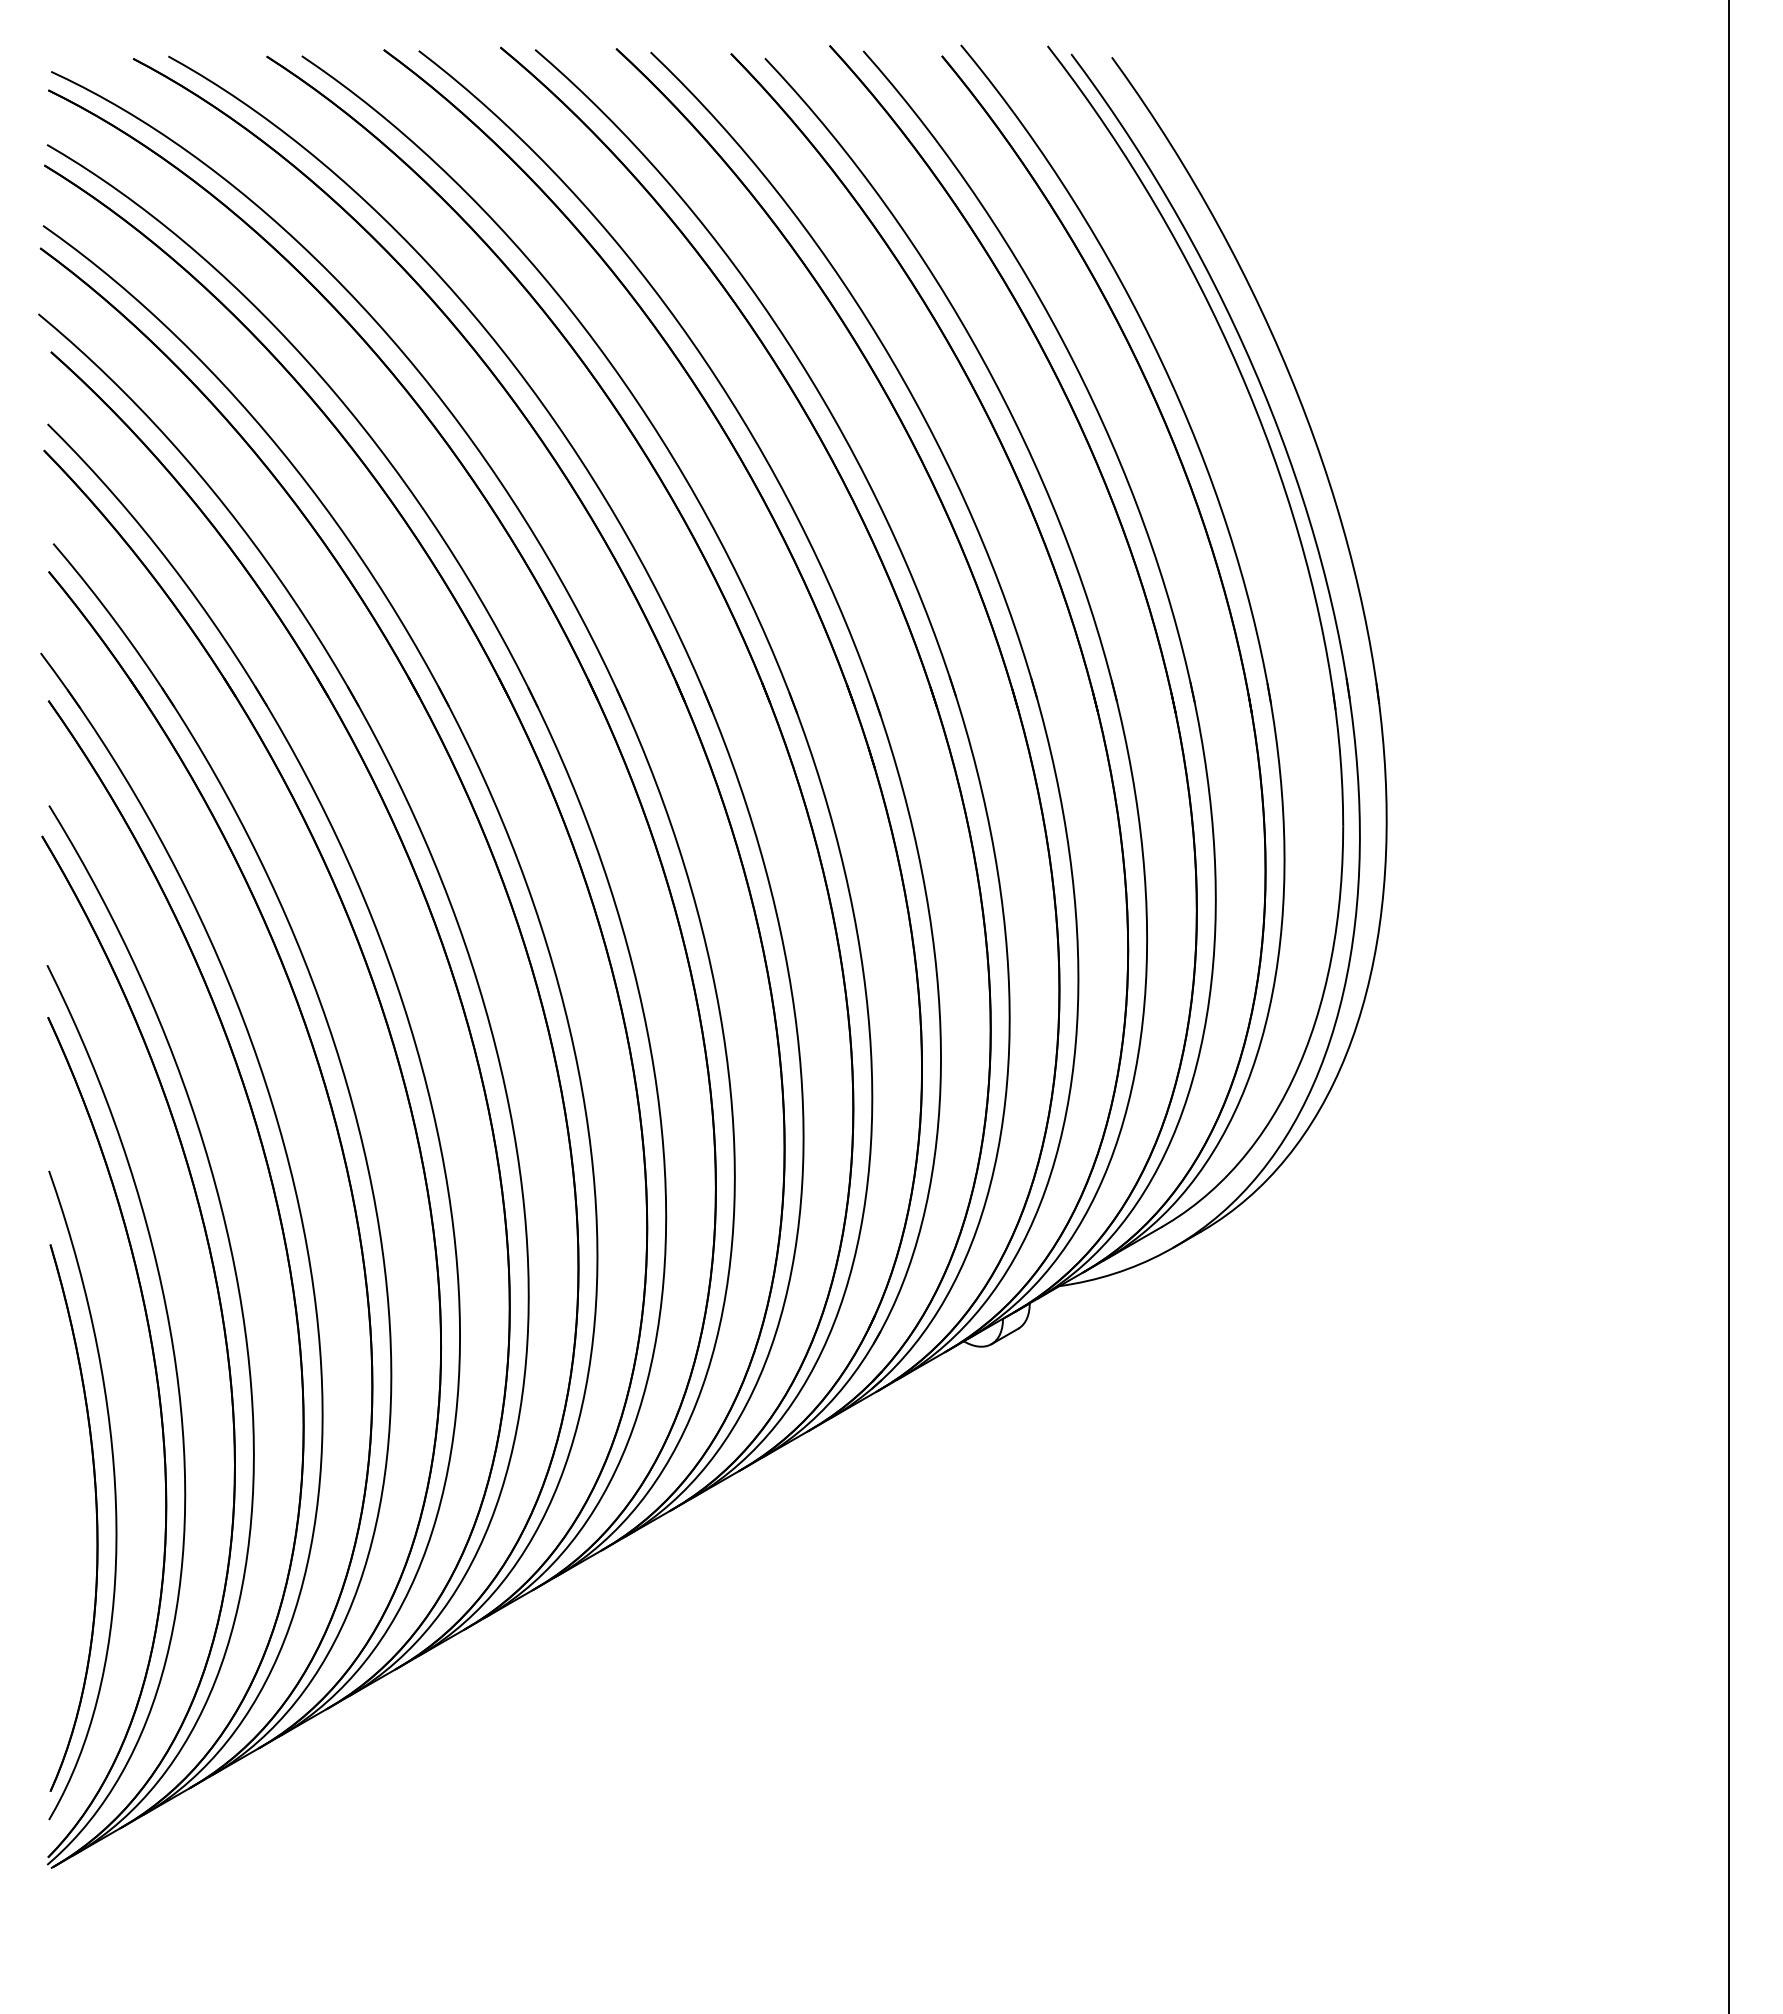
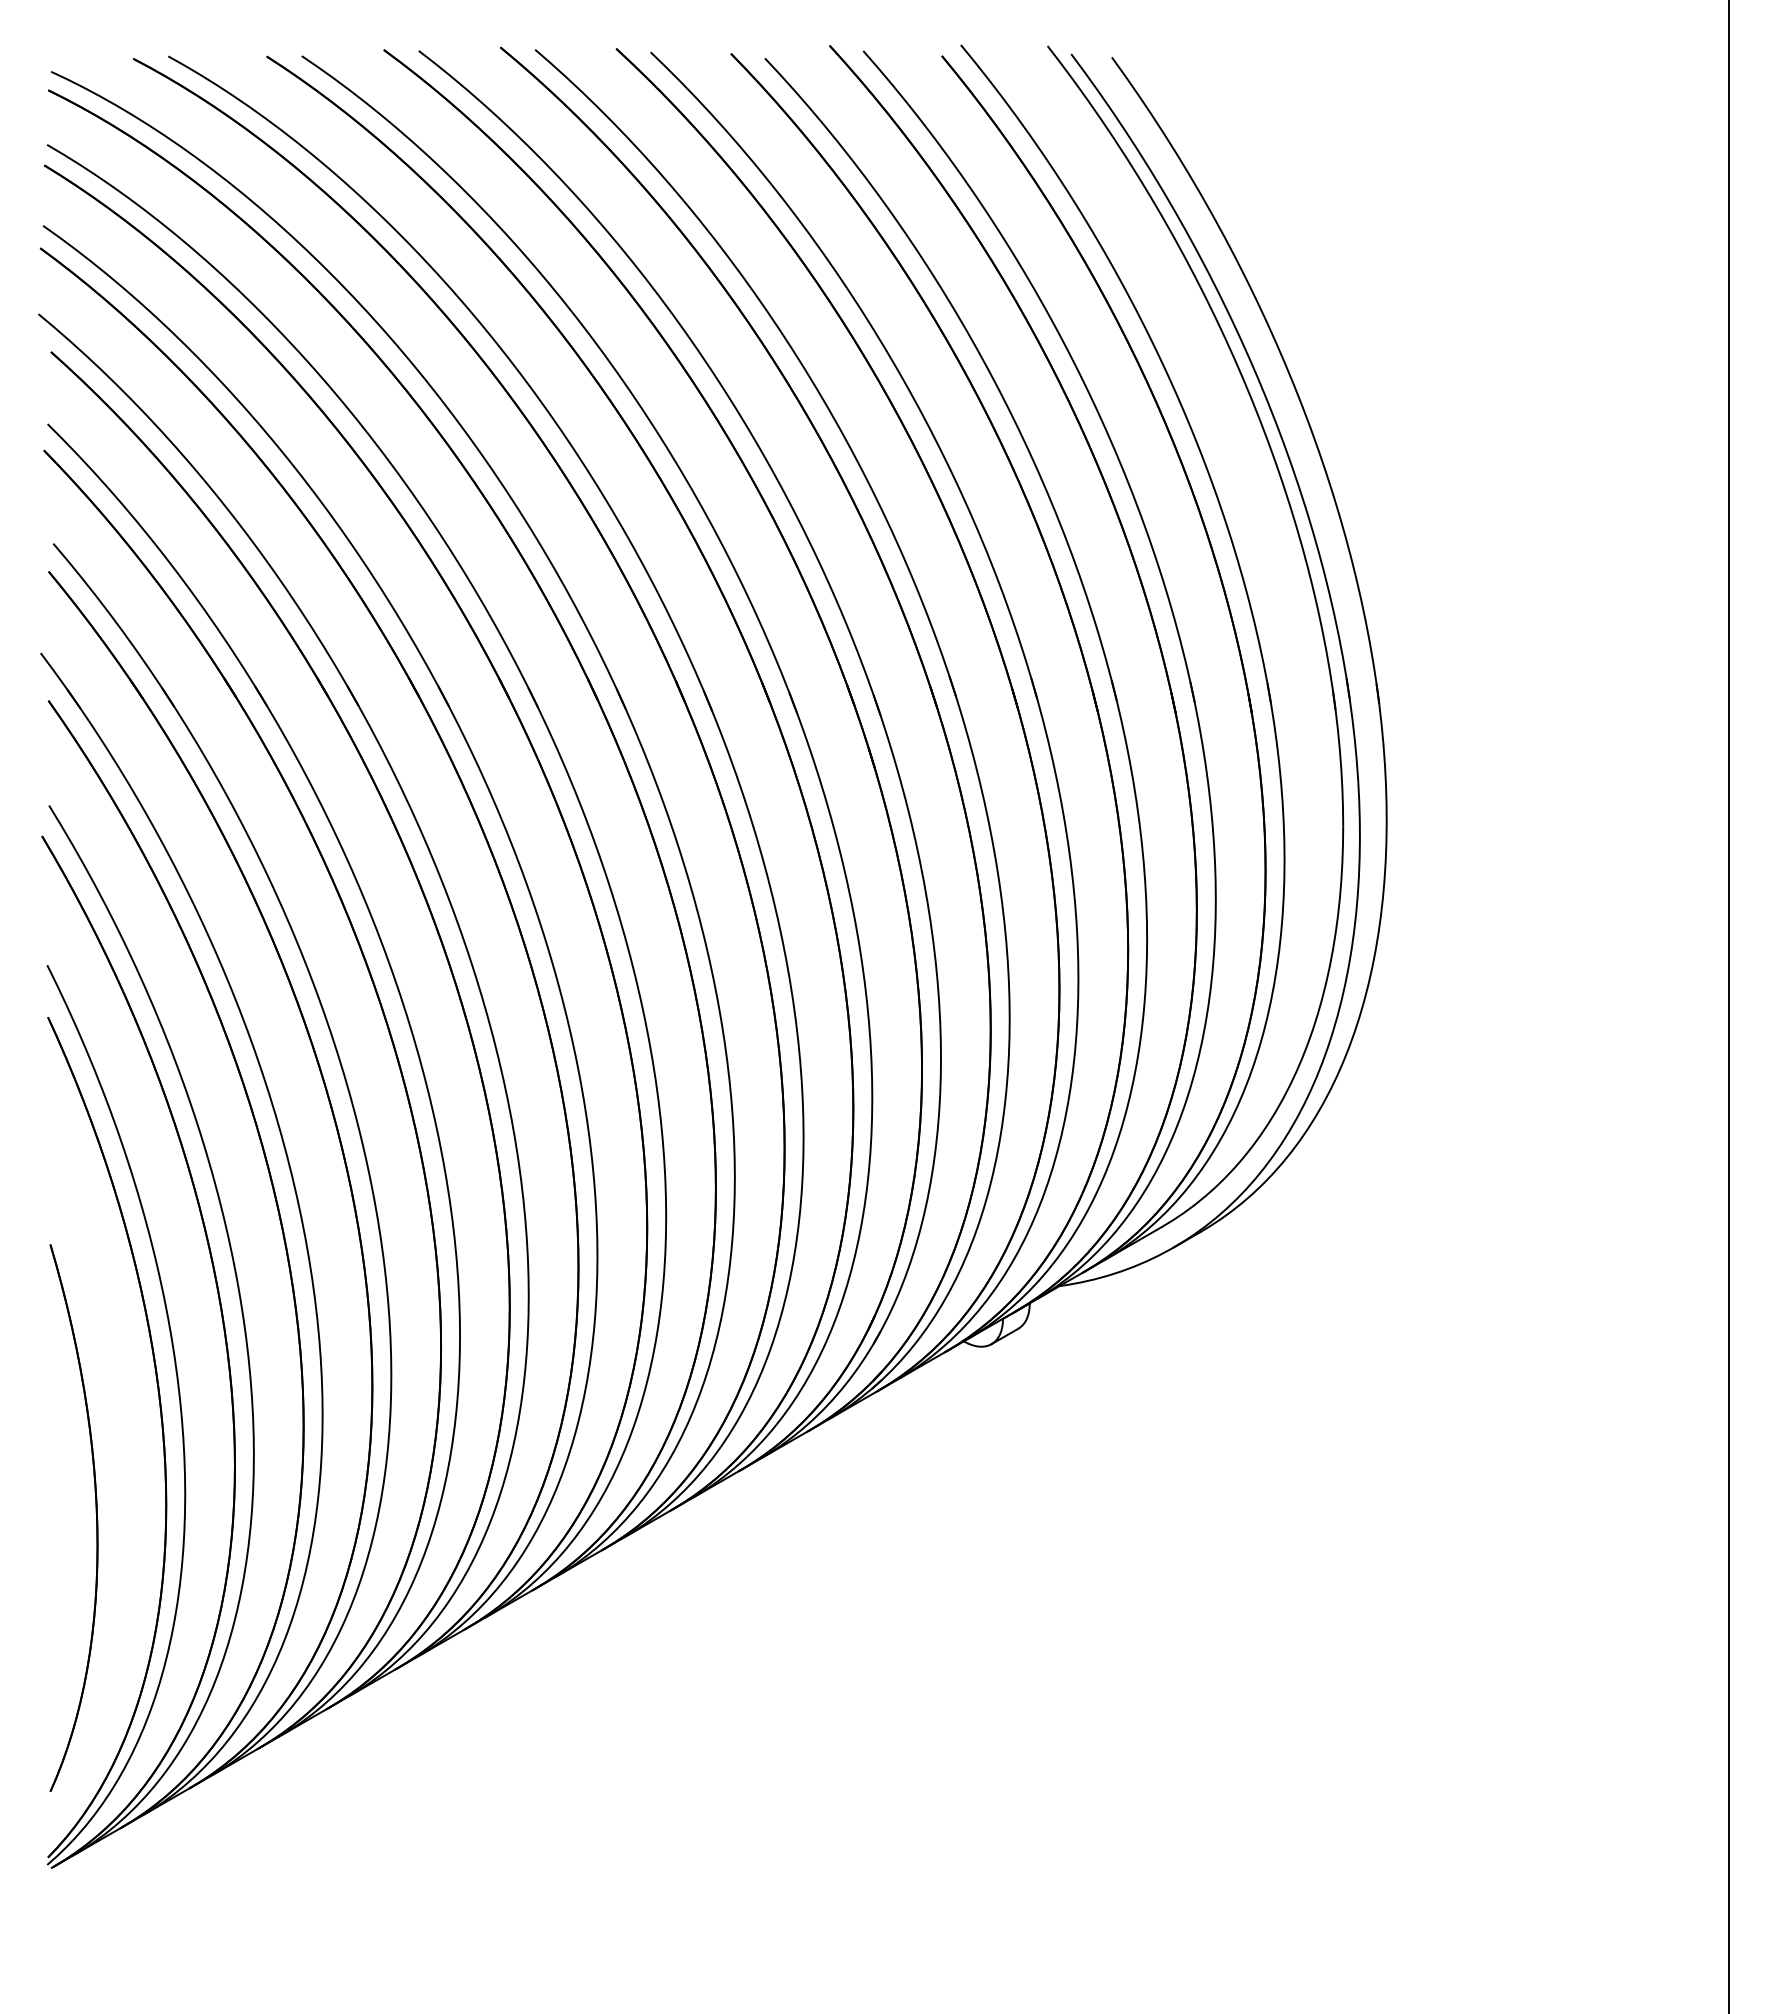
curve: present -> none (114, 1495)
